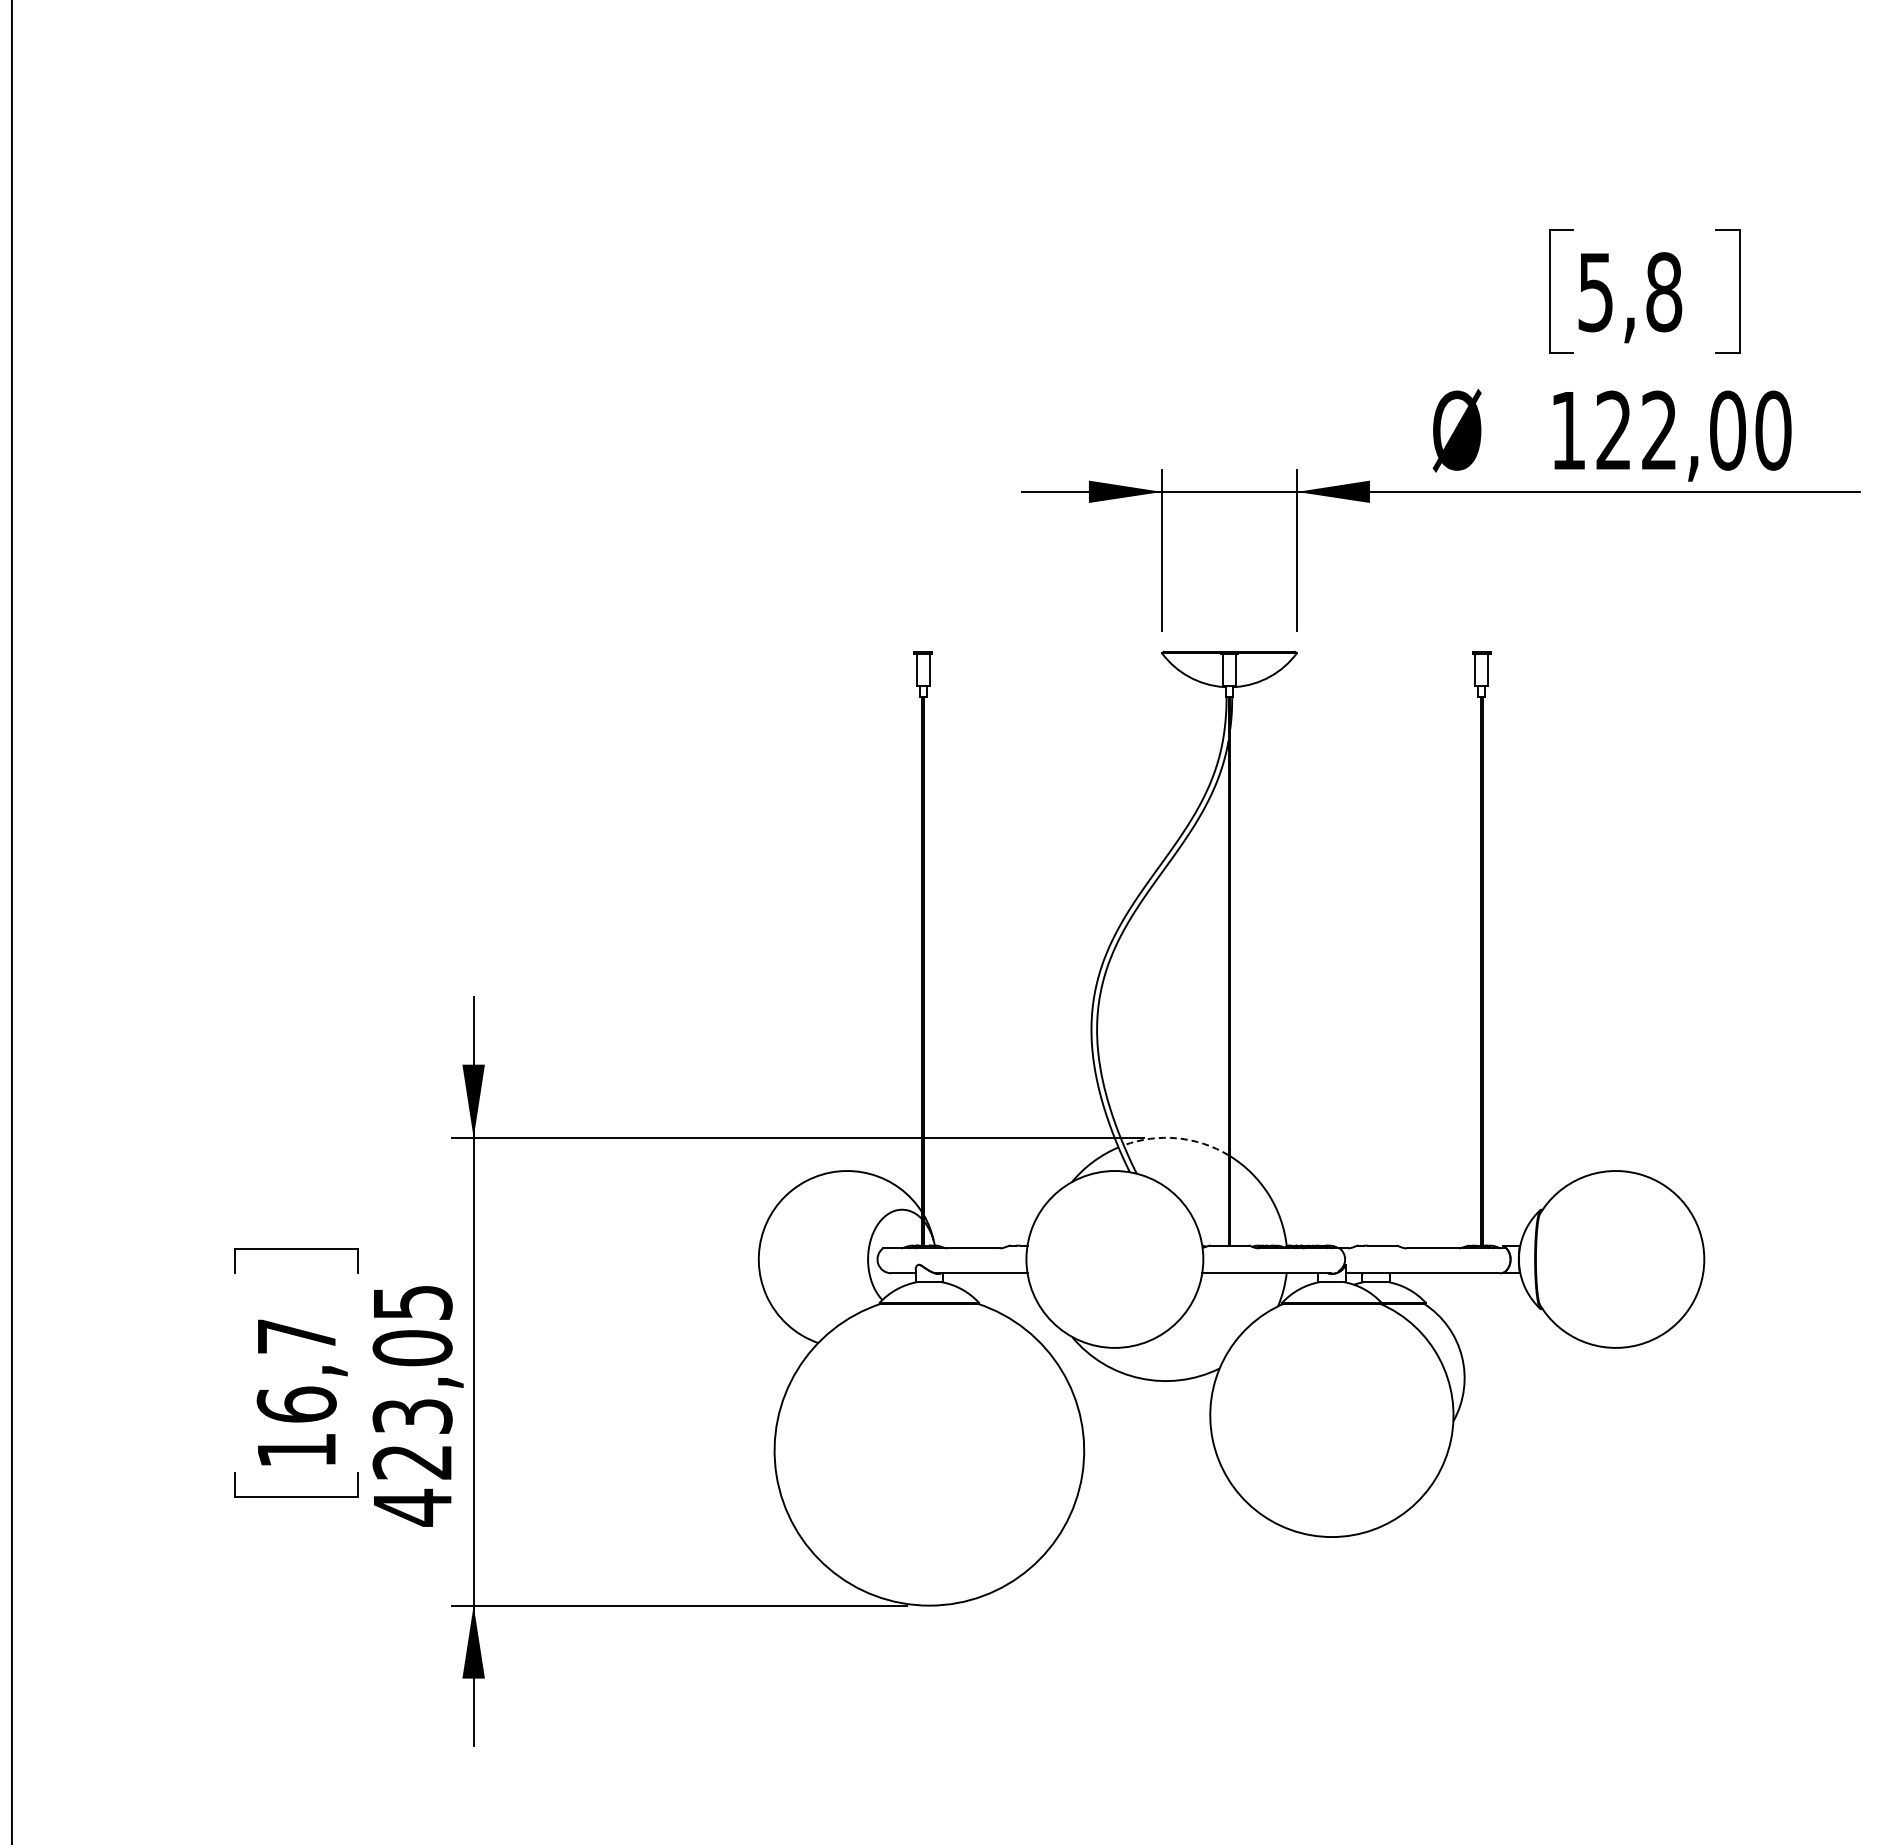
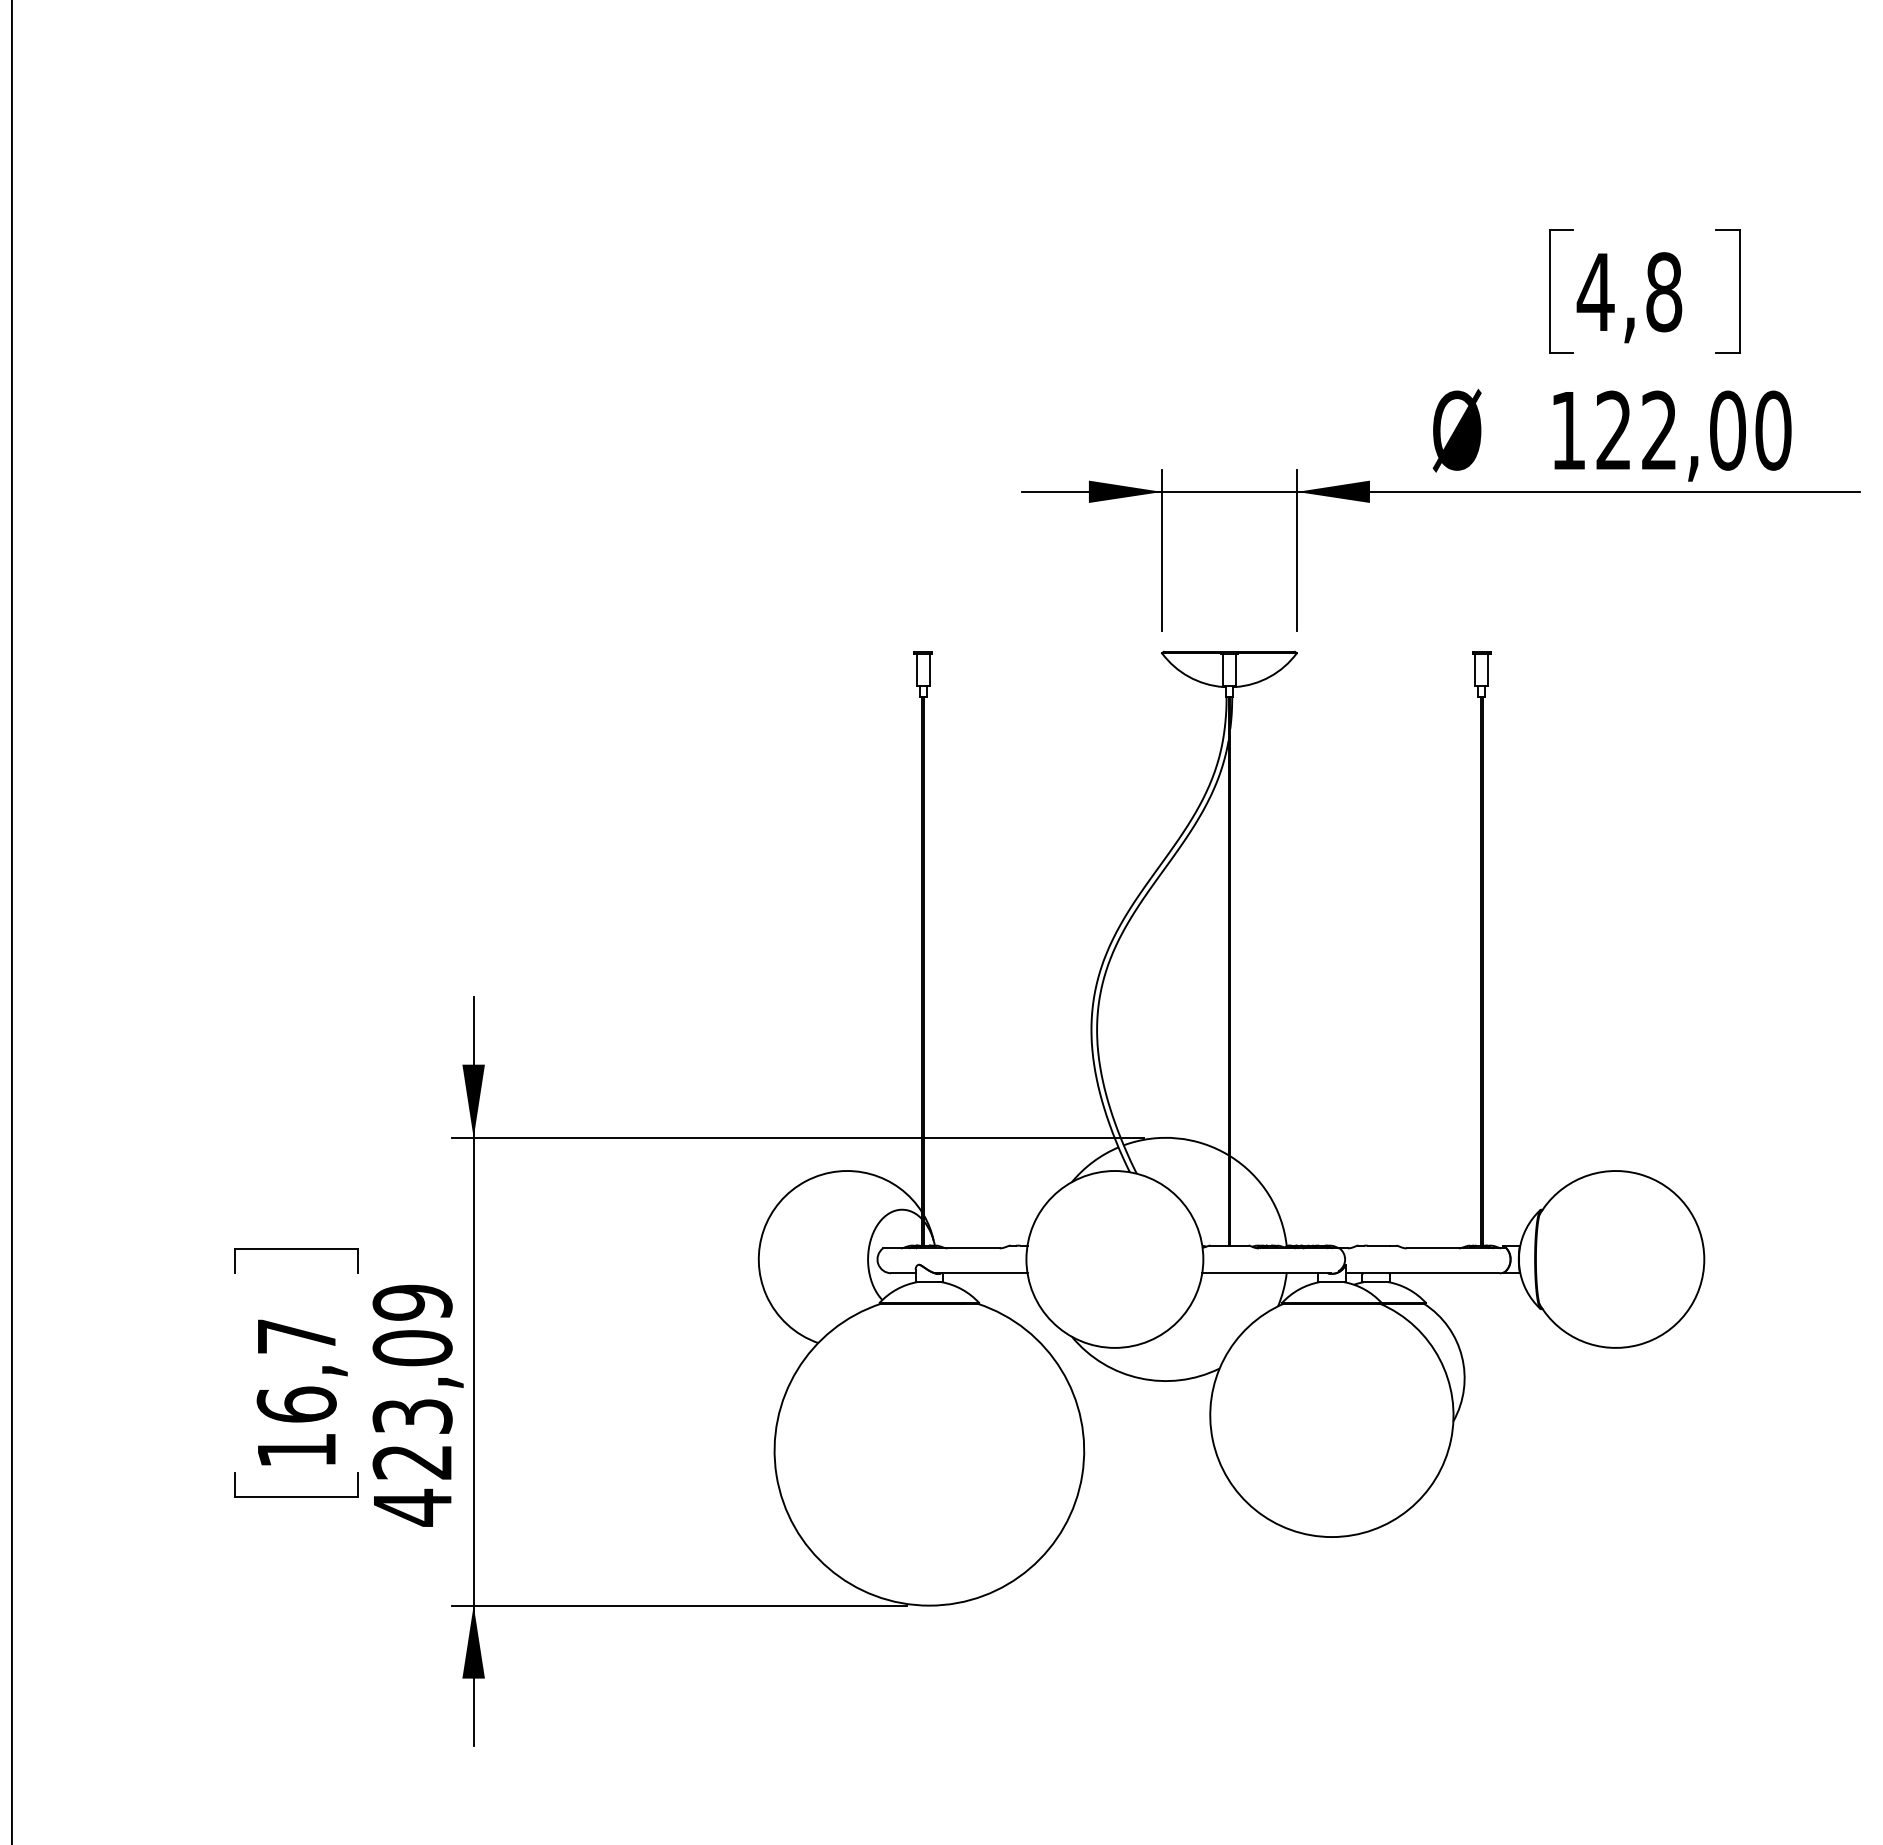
text: 5,8 -> 4,8 (1595, 292)
arc: dashed -> solid (1177, 1138)
text: 423,05 -> 423,09 (412, 1302)
